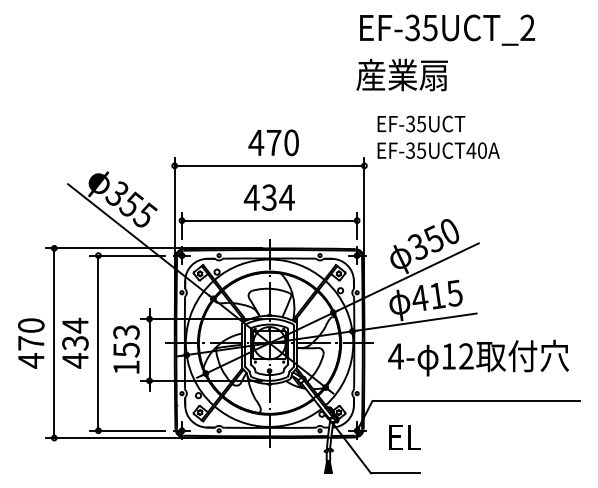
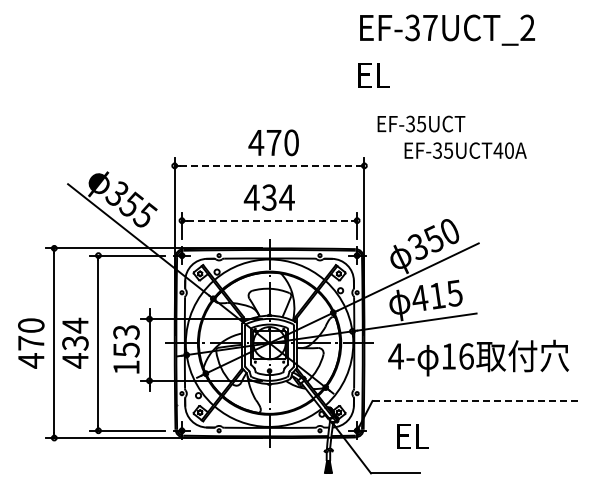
text: EF-35UCT_2 -> EF-37UCT_2 (429, 28)
text: 産業扇 -> EL (401, 74)
text position: (438, 150) -> (465, 150) (465, 150)
line: solid -> dashed (269, 165)
line: solid -> dashed (269, 220)
text: 12 -> 16 (466, 356)
line: solid -> dashed (476, 401)
text position: (404, 437) -> (412, 436) (412, 436)
